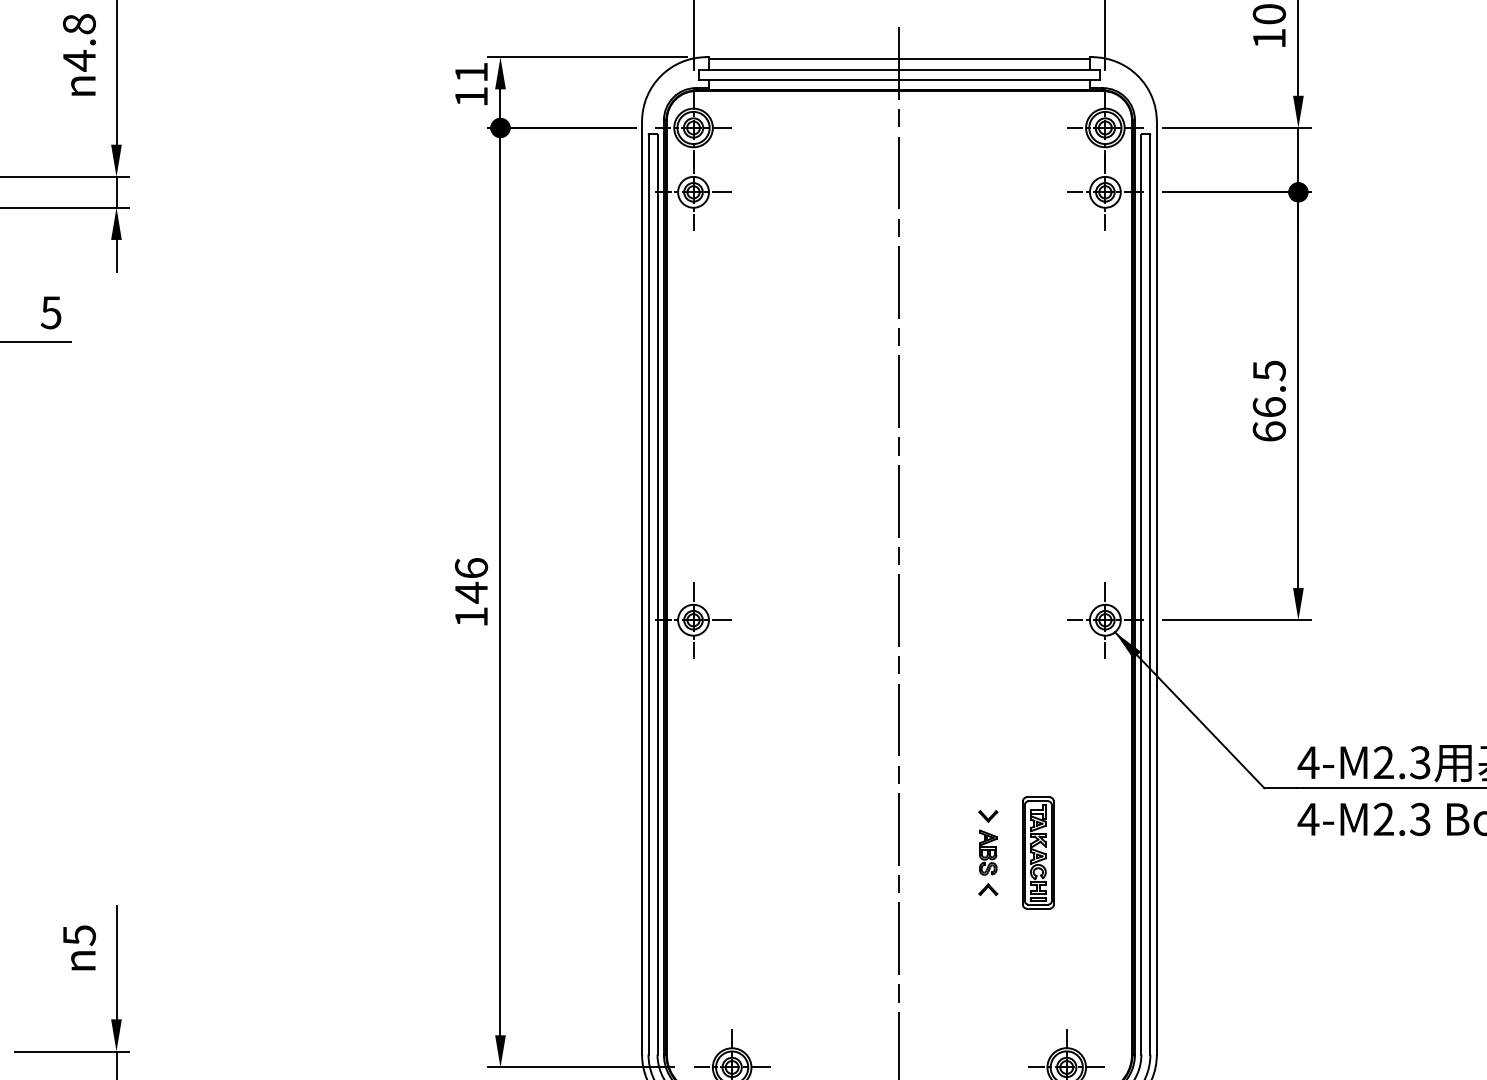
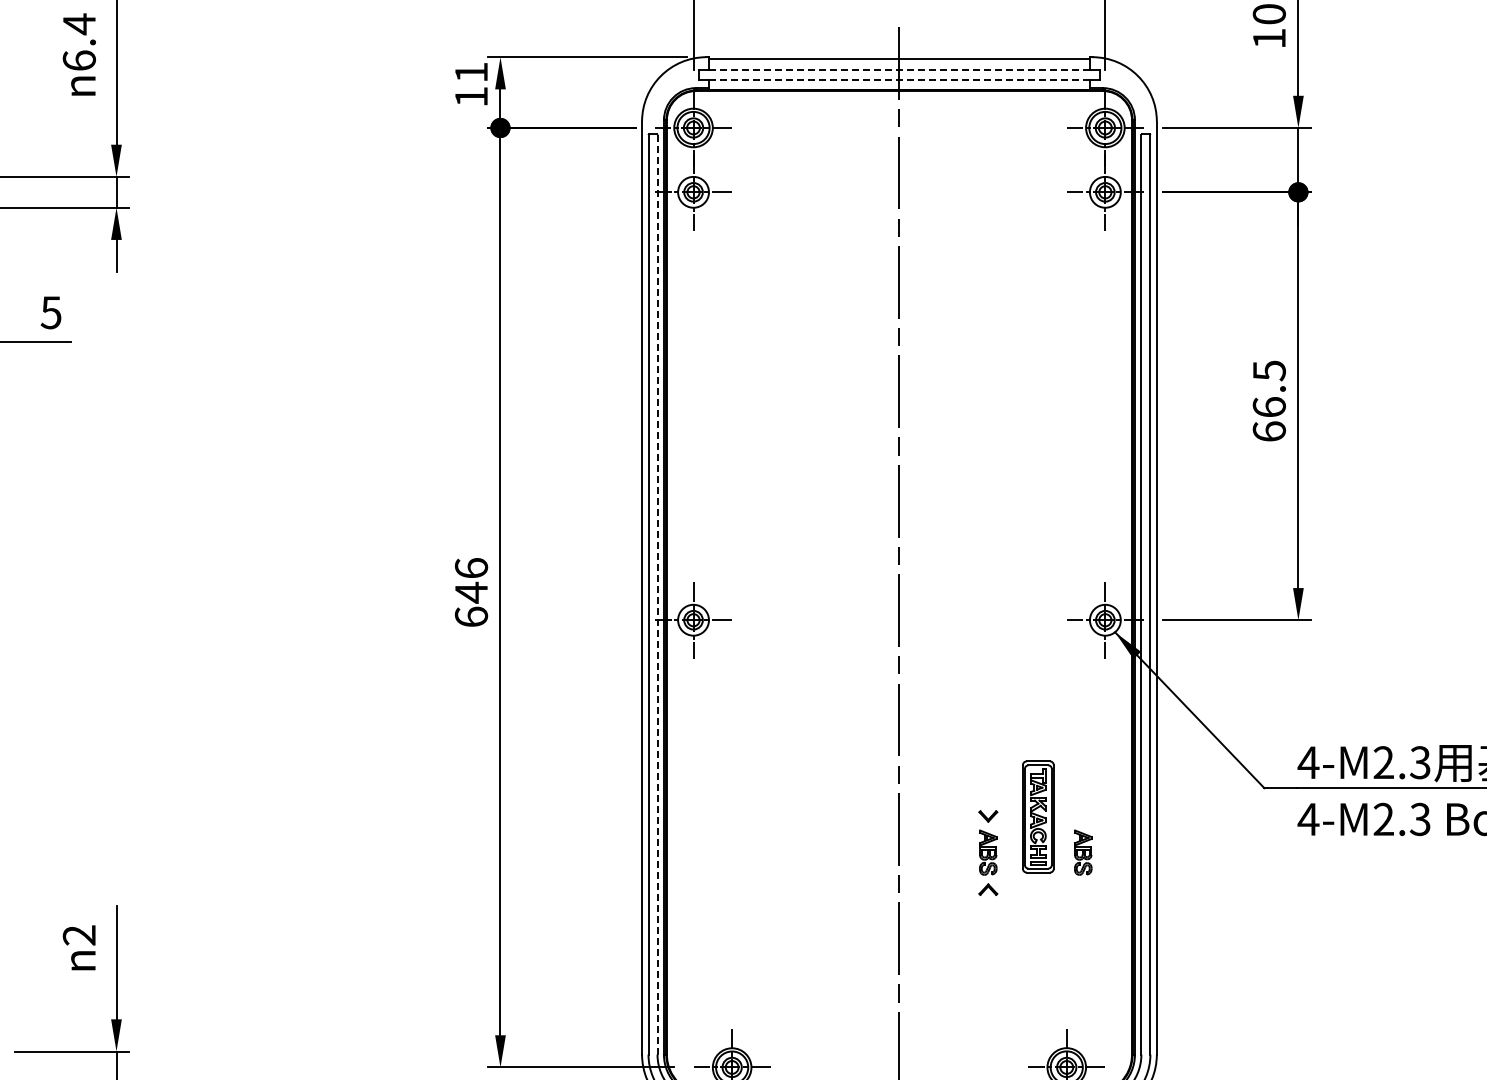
text: 4.8 -> 6.4 (79, 42)
line: solid -> dashed (898, 70)
line: solid -> dashed (899, 80)
line: solid -> dashed (657, 594)
text: 146 -> 646 (471, 616)
part position: (1038, 852) -> (1038, 816) (1038, 816)
part: none -> present (1083, 852)
text: 5 -> 2 (78, 935)
